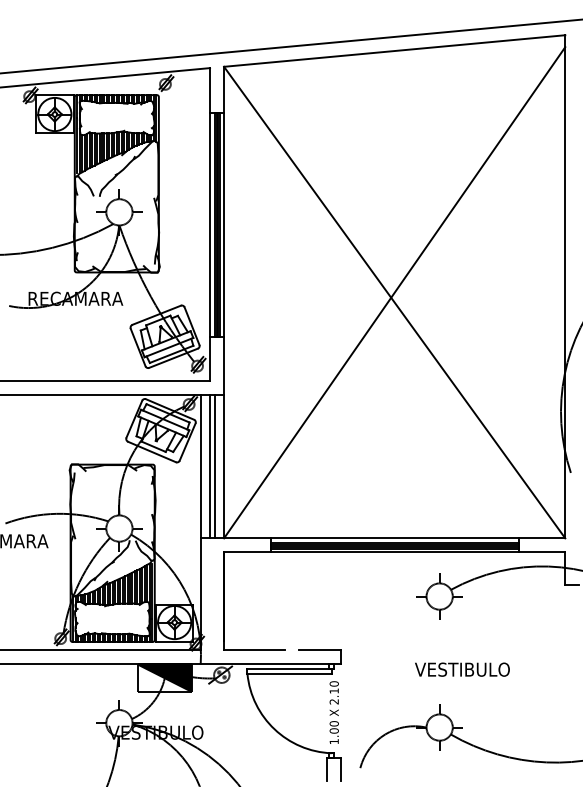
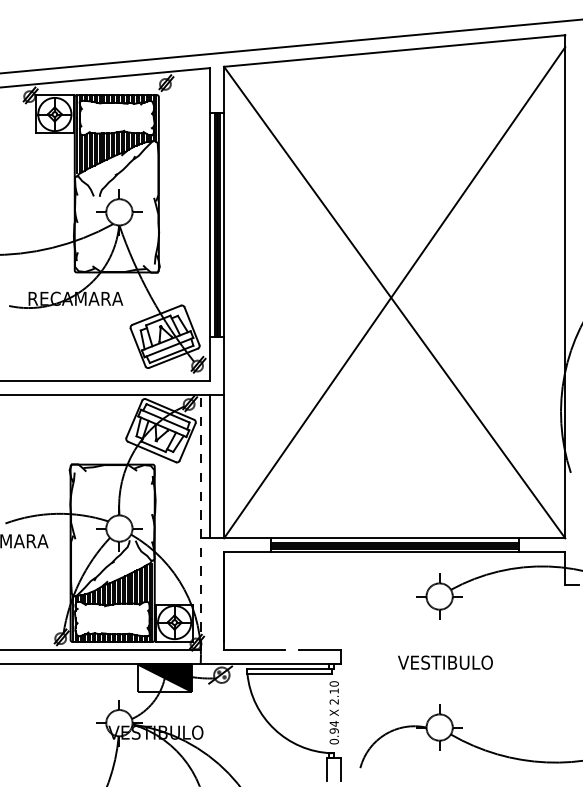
line: present -> none (214, 466)
line: solid -> dashed (200, 522)
text position: (462, 669) -> (445, 662) (445, 662)
text: 1.00 -> 0.94 (333, 732)
